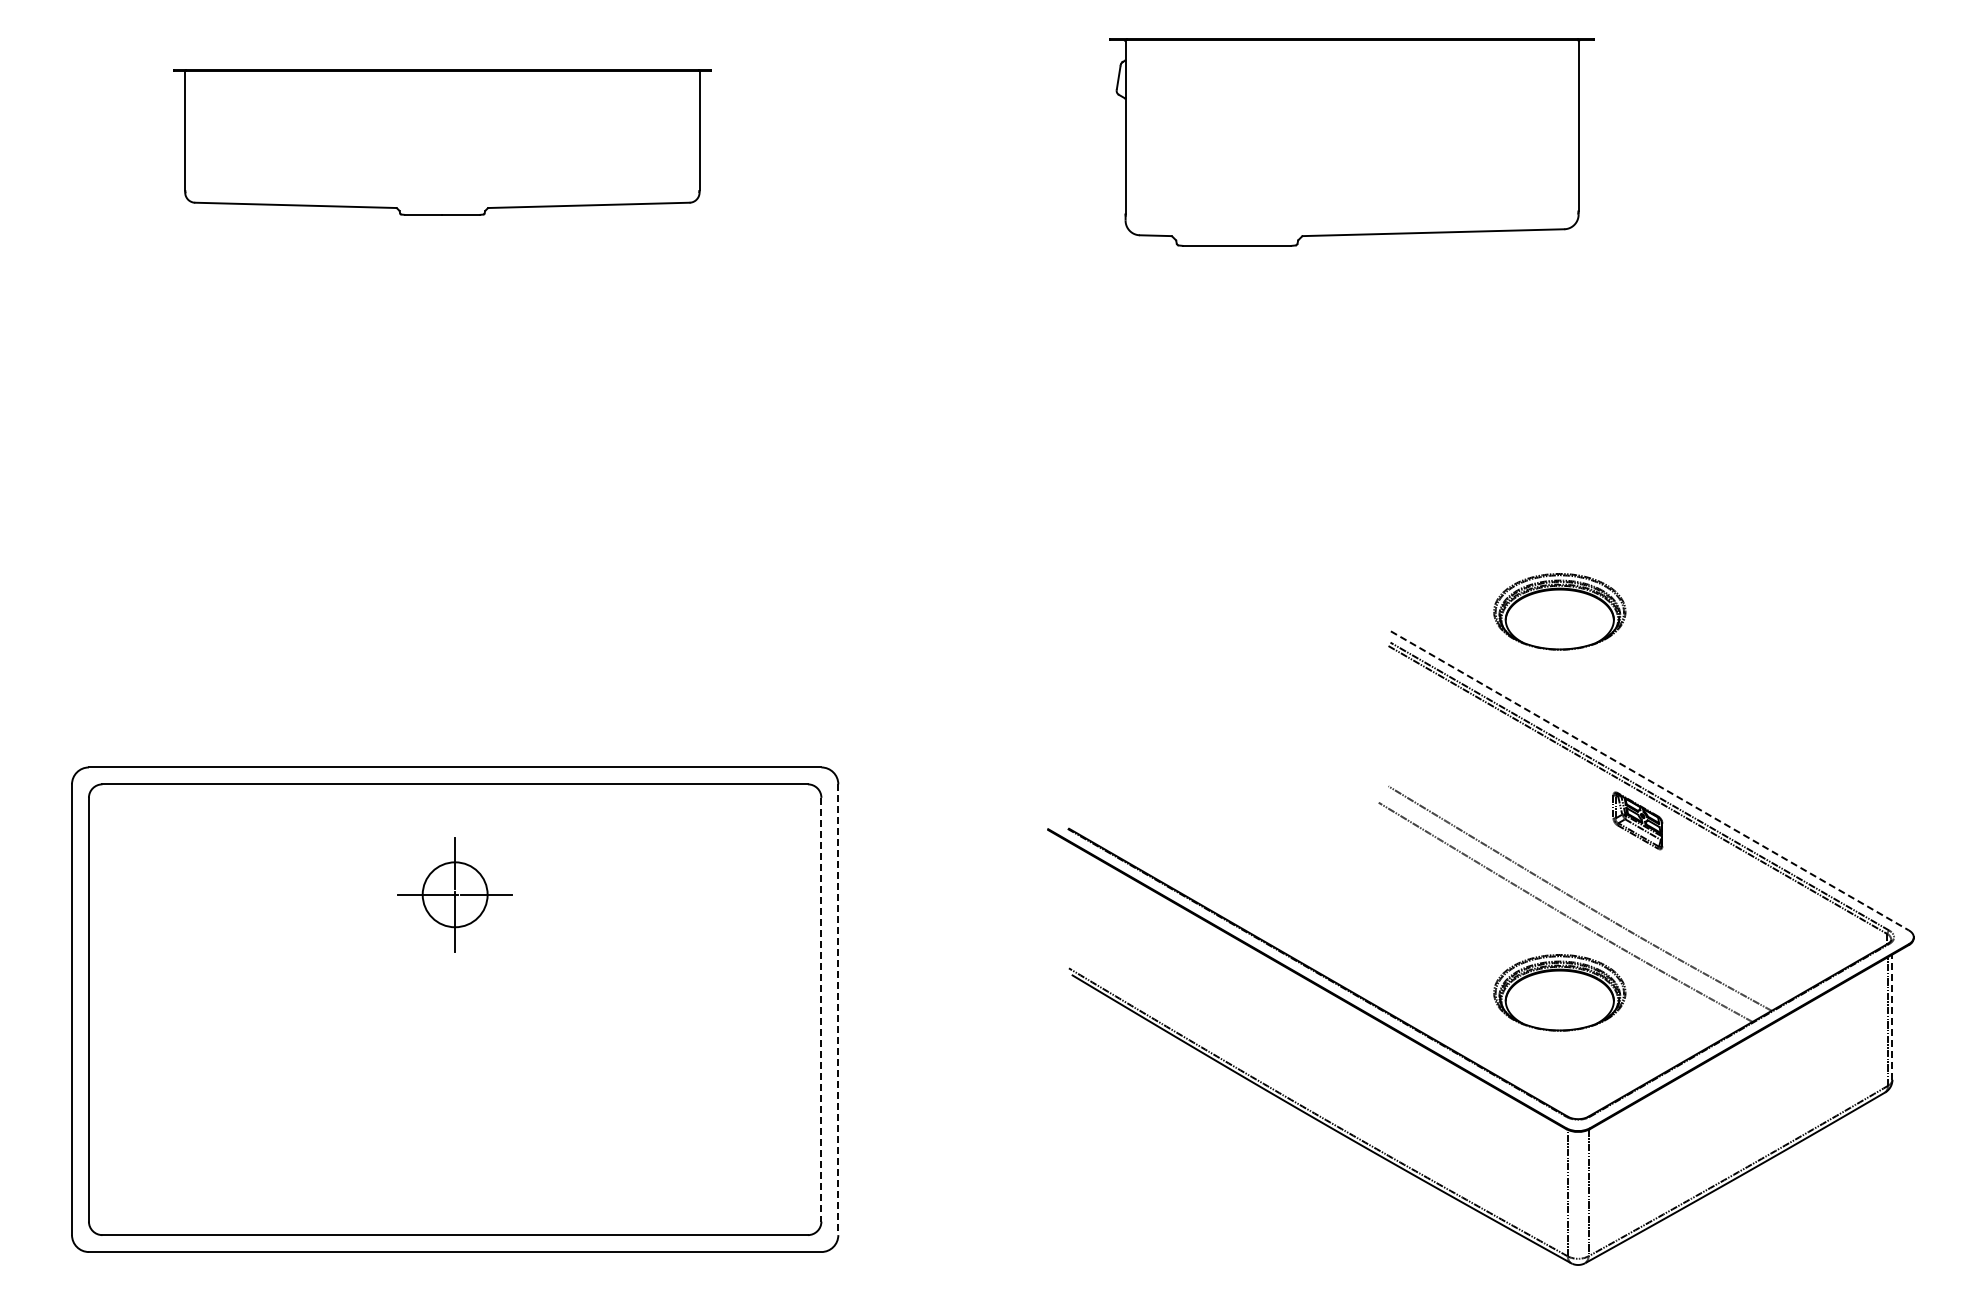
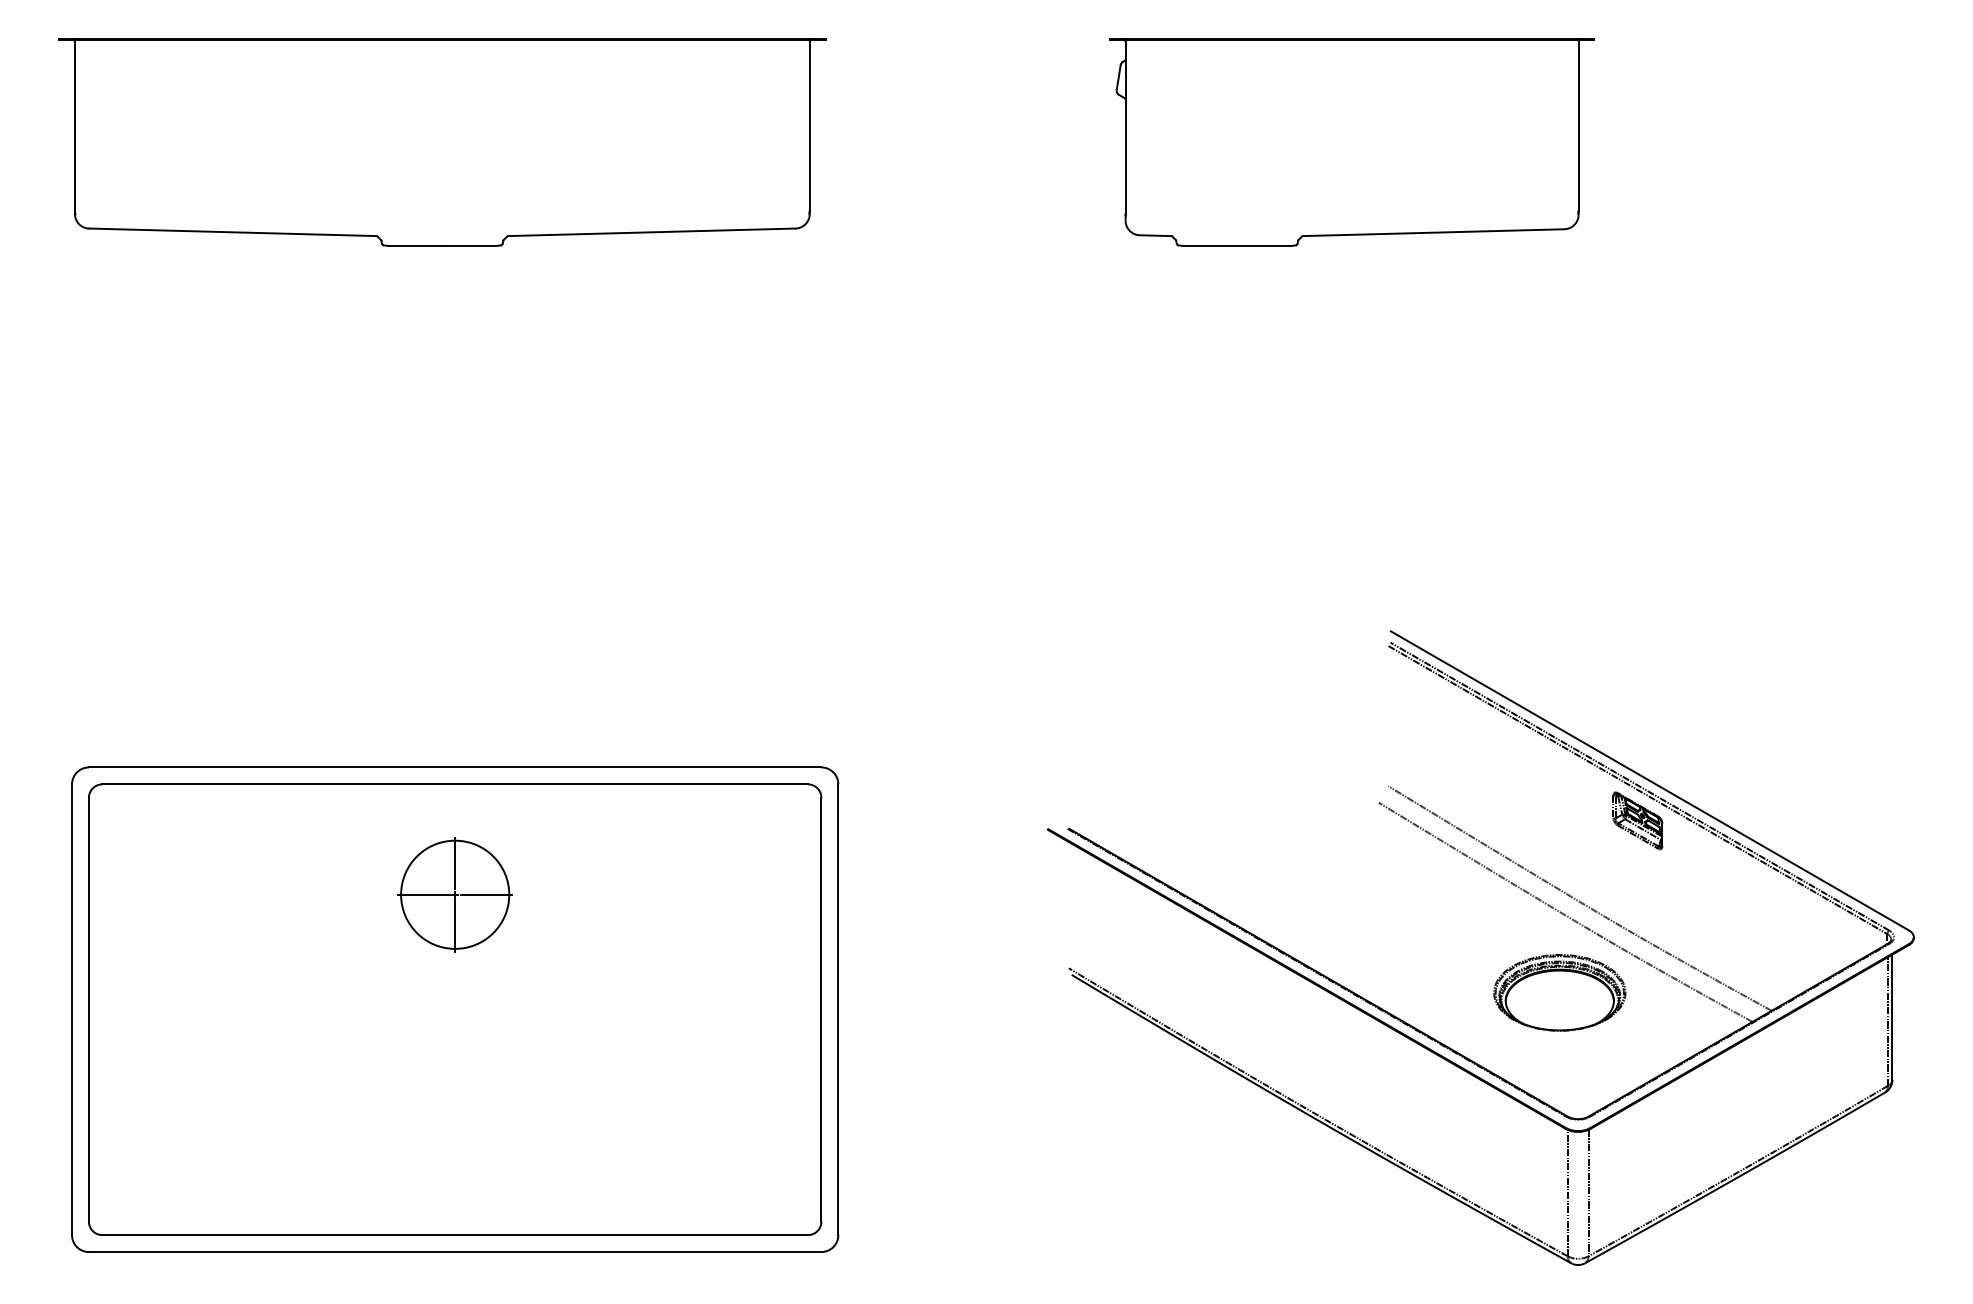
part size: 539x147 px -> 769x209 px (442, 142)
part: present -> none (1559, 611)
line: dashed -> solid (1650, 781)
circle diameter: 65 px -> 108 px (455, 894)
line: dashed -> solid (821, 1009)
line: dashed -> solid (838, 1010)
line: dashed -> solid (1892, 1017)
